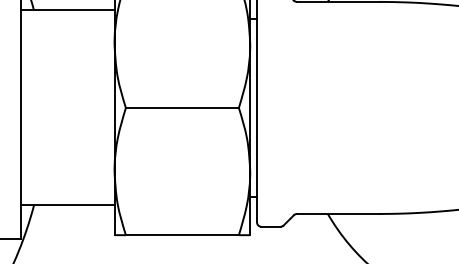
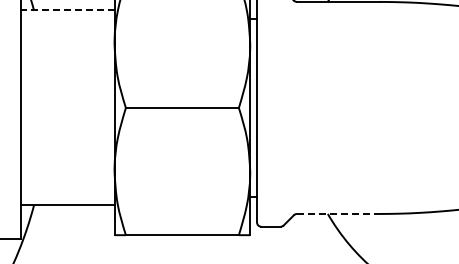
line: solid -> dashed (67, 10)
line: solid -> dashed (338, 213)
